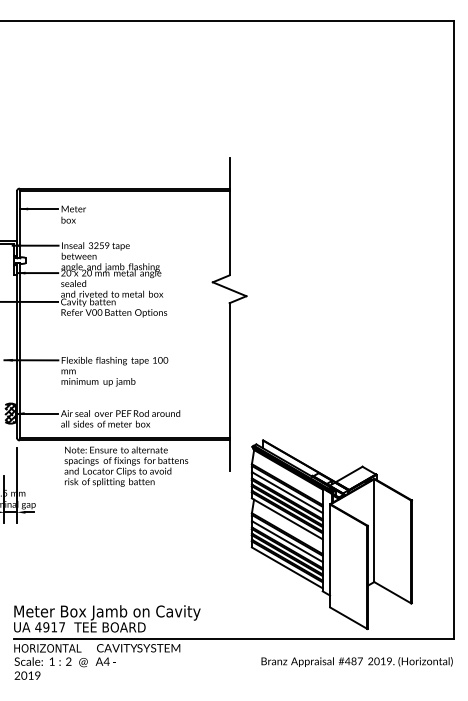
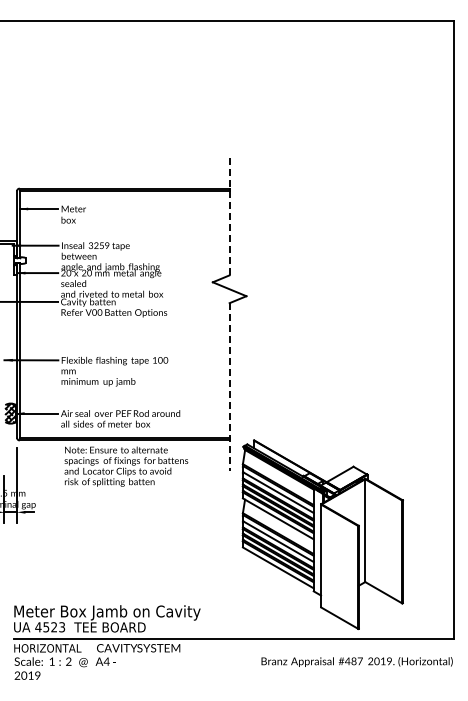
line: solid -> dashed (229, 217)
line: solid -> dashed (229, 386)
part position: (331, 534) -> (322, 534) (322, 534)
text: 4917 -> 4523 (54, 627)
